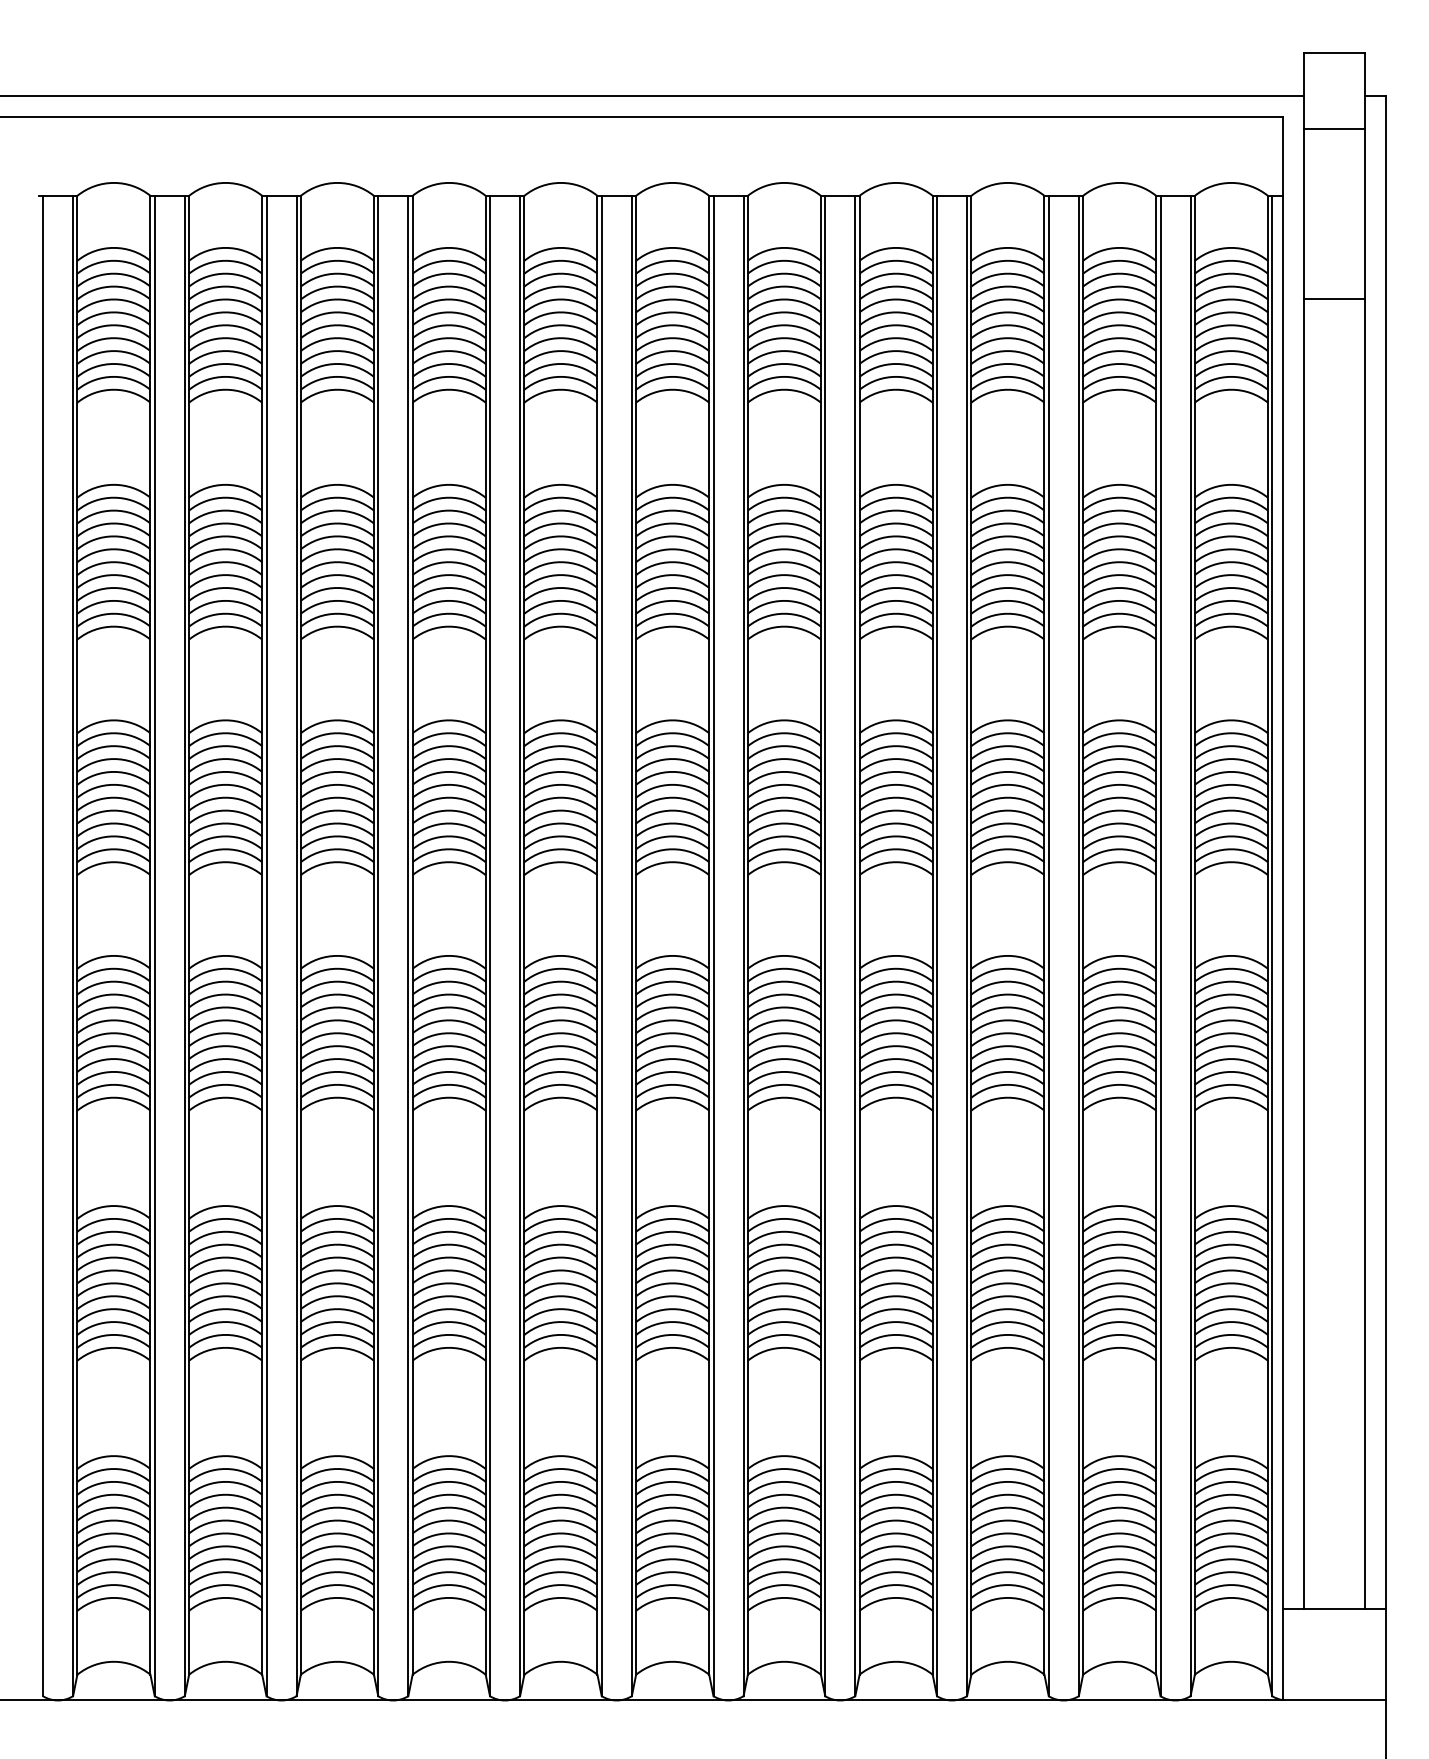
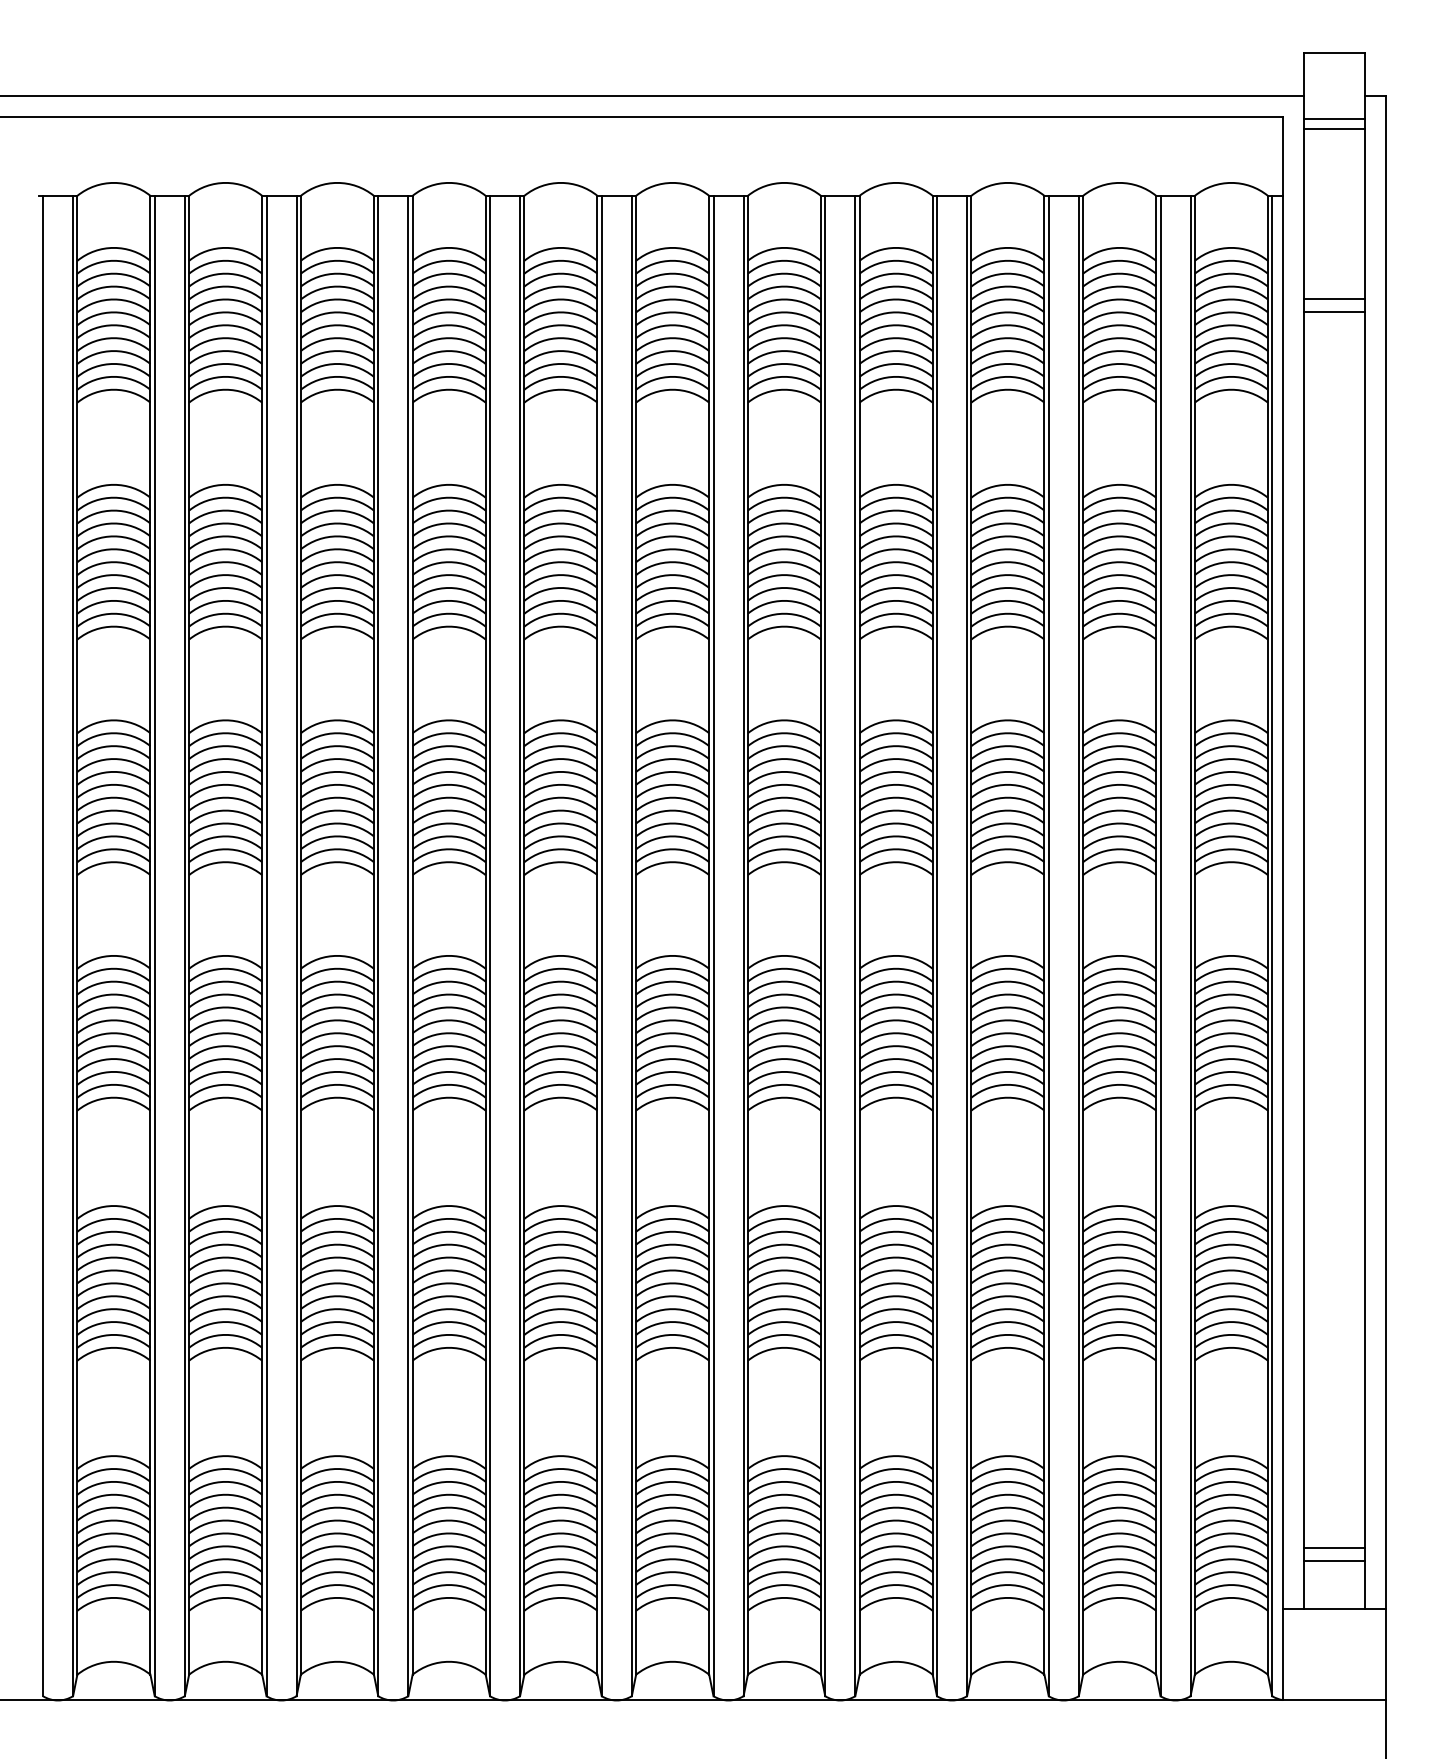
line: none -> present (1334, 118)
line: none -> present (1334, 311)
line: none -> present (1334, 1548)
line: none -> present (1334, 1561)
